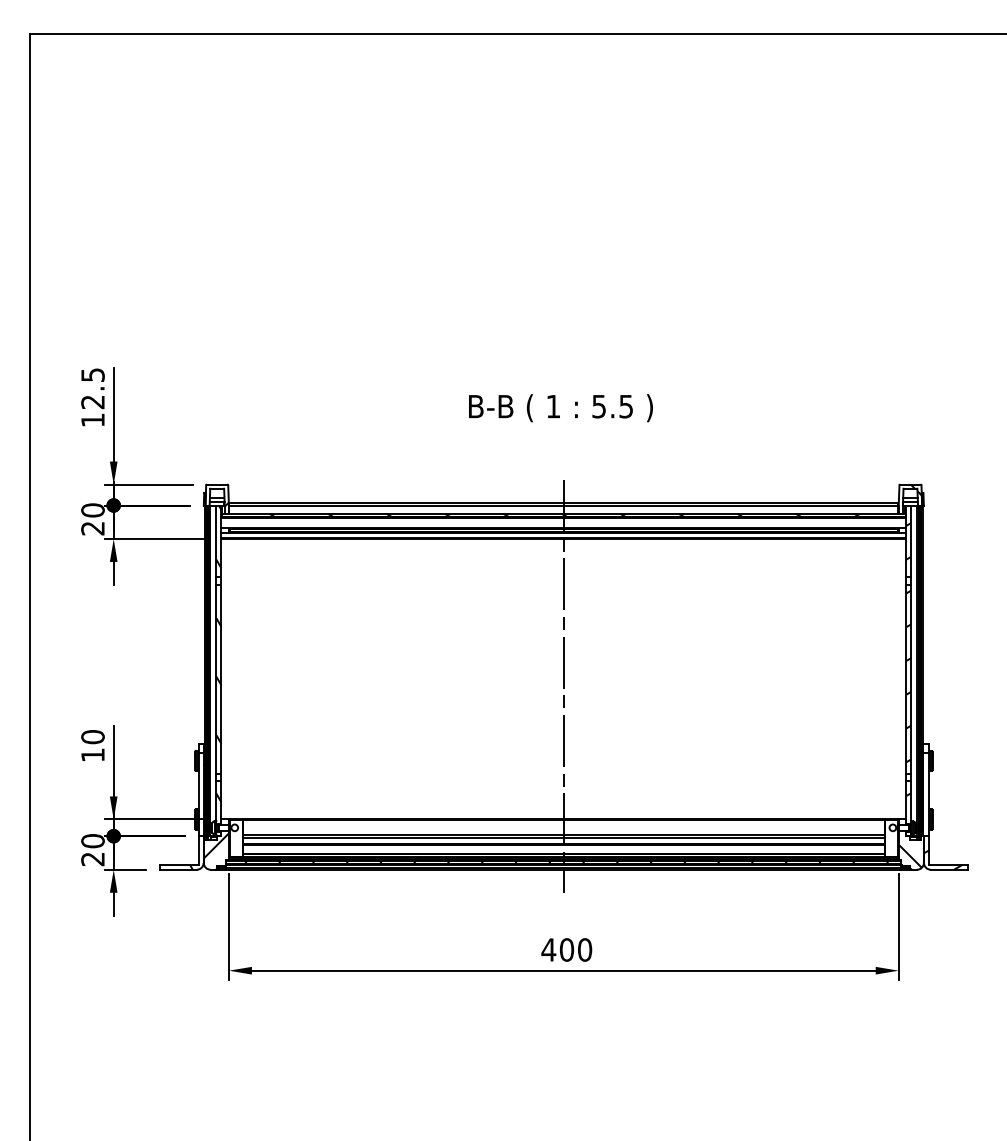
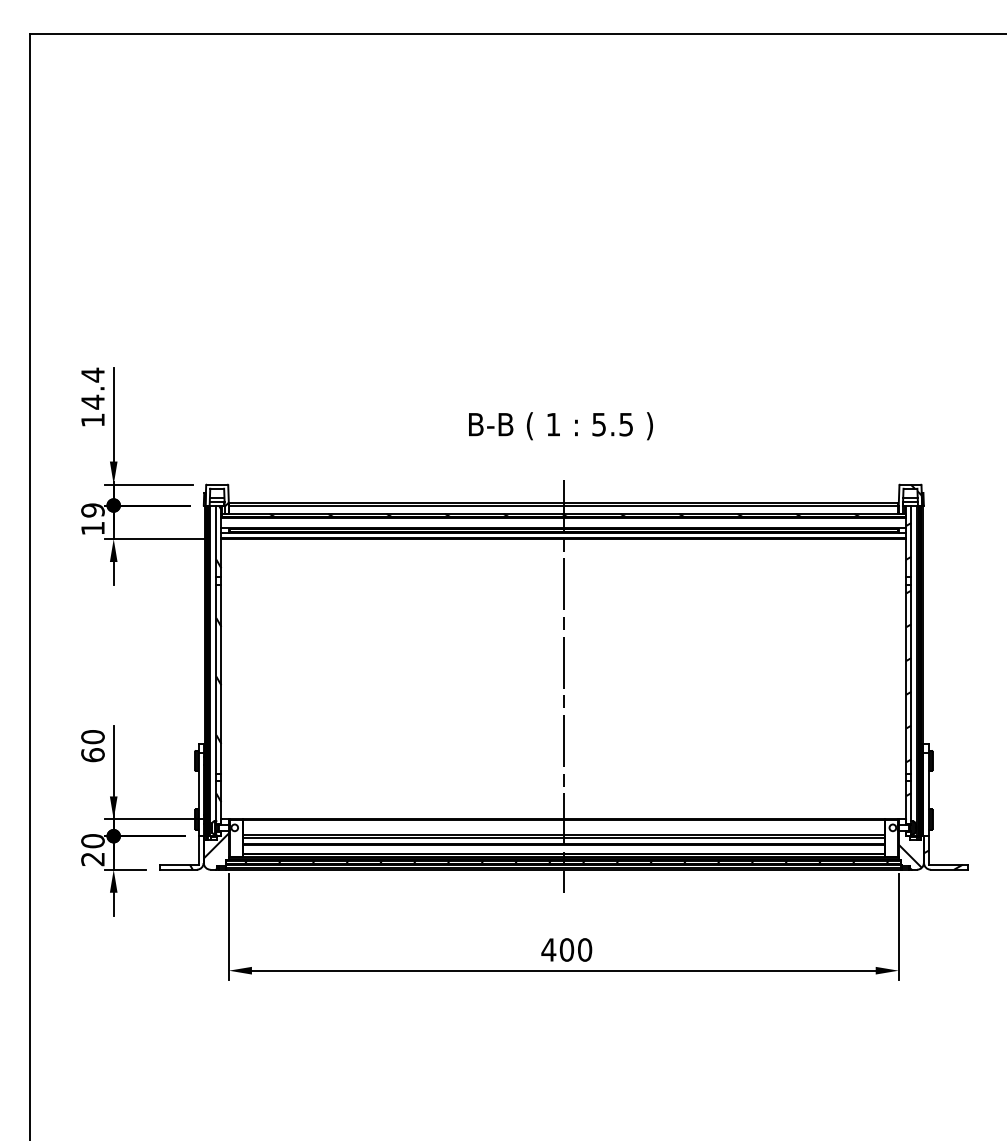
text: 12.5 -> 14.4 (92, 388)
text position: (560, 408) -> (560, 426) (560, 426)
text: 20 -> 19 (92, 519)
text: 10 -> 60 (92, 755)
